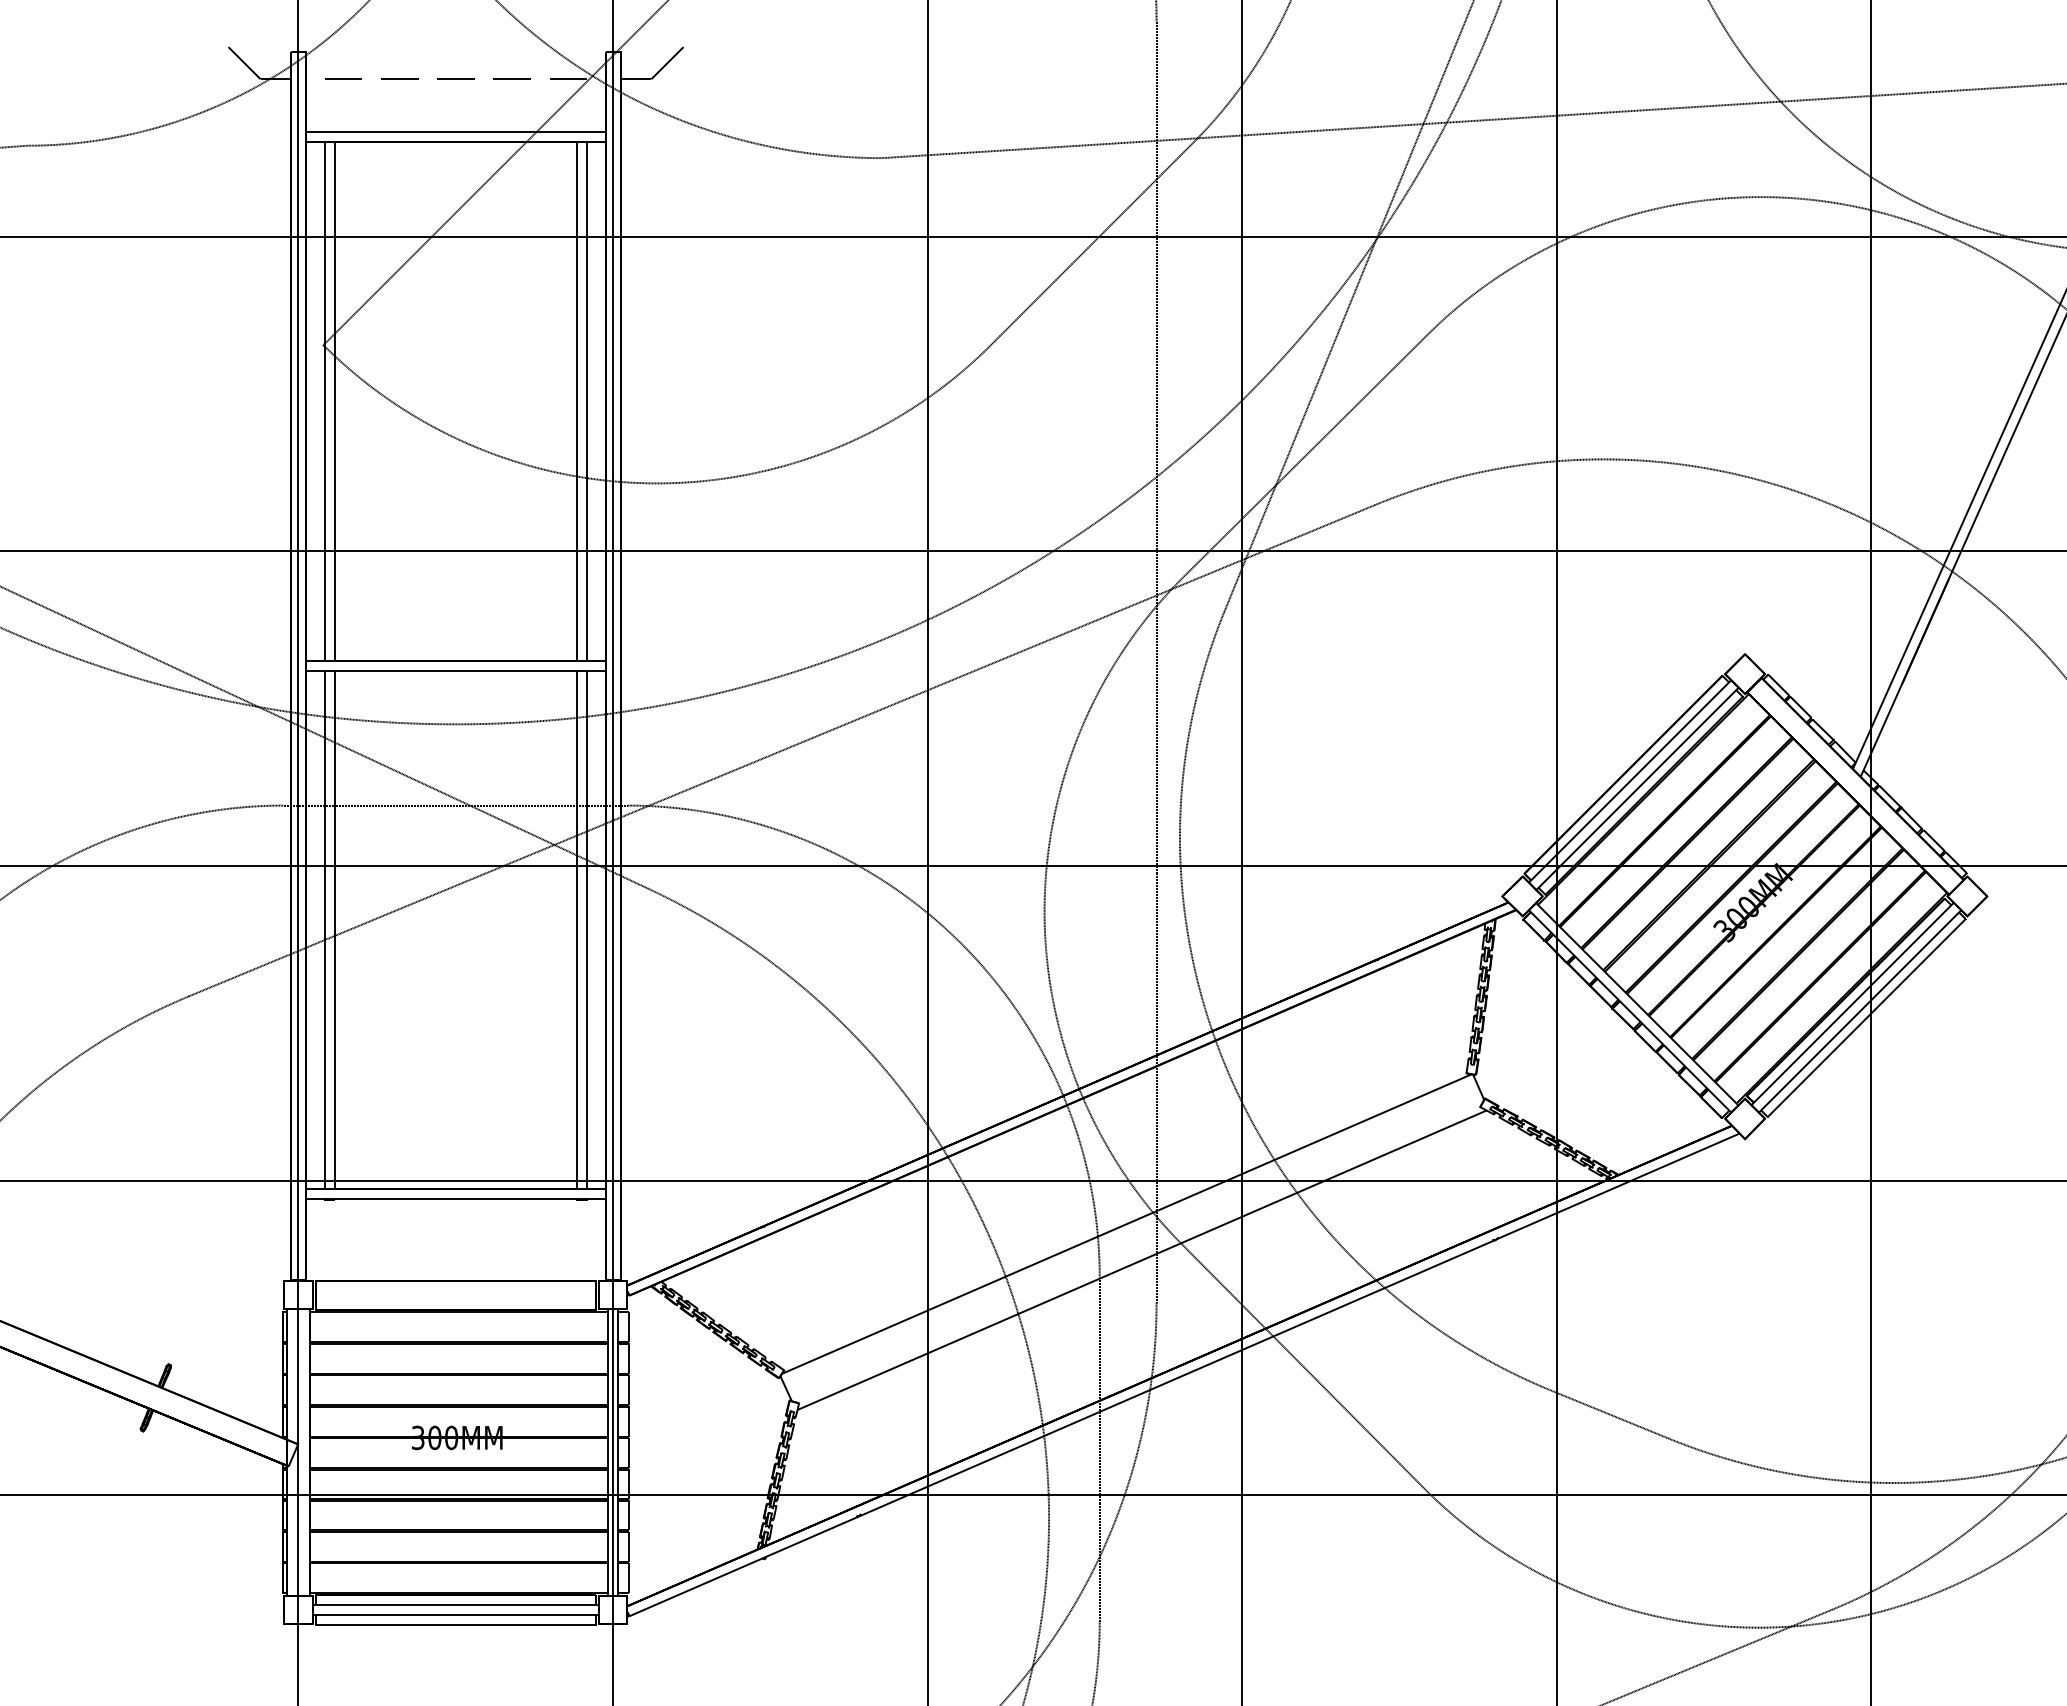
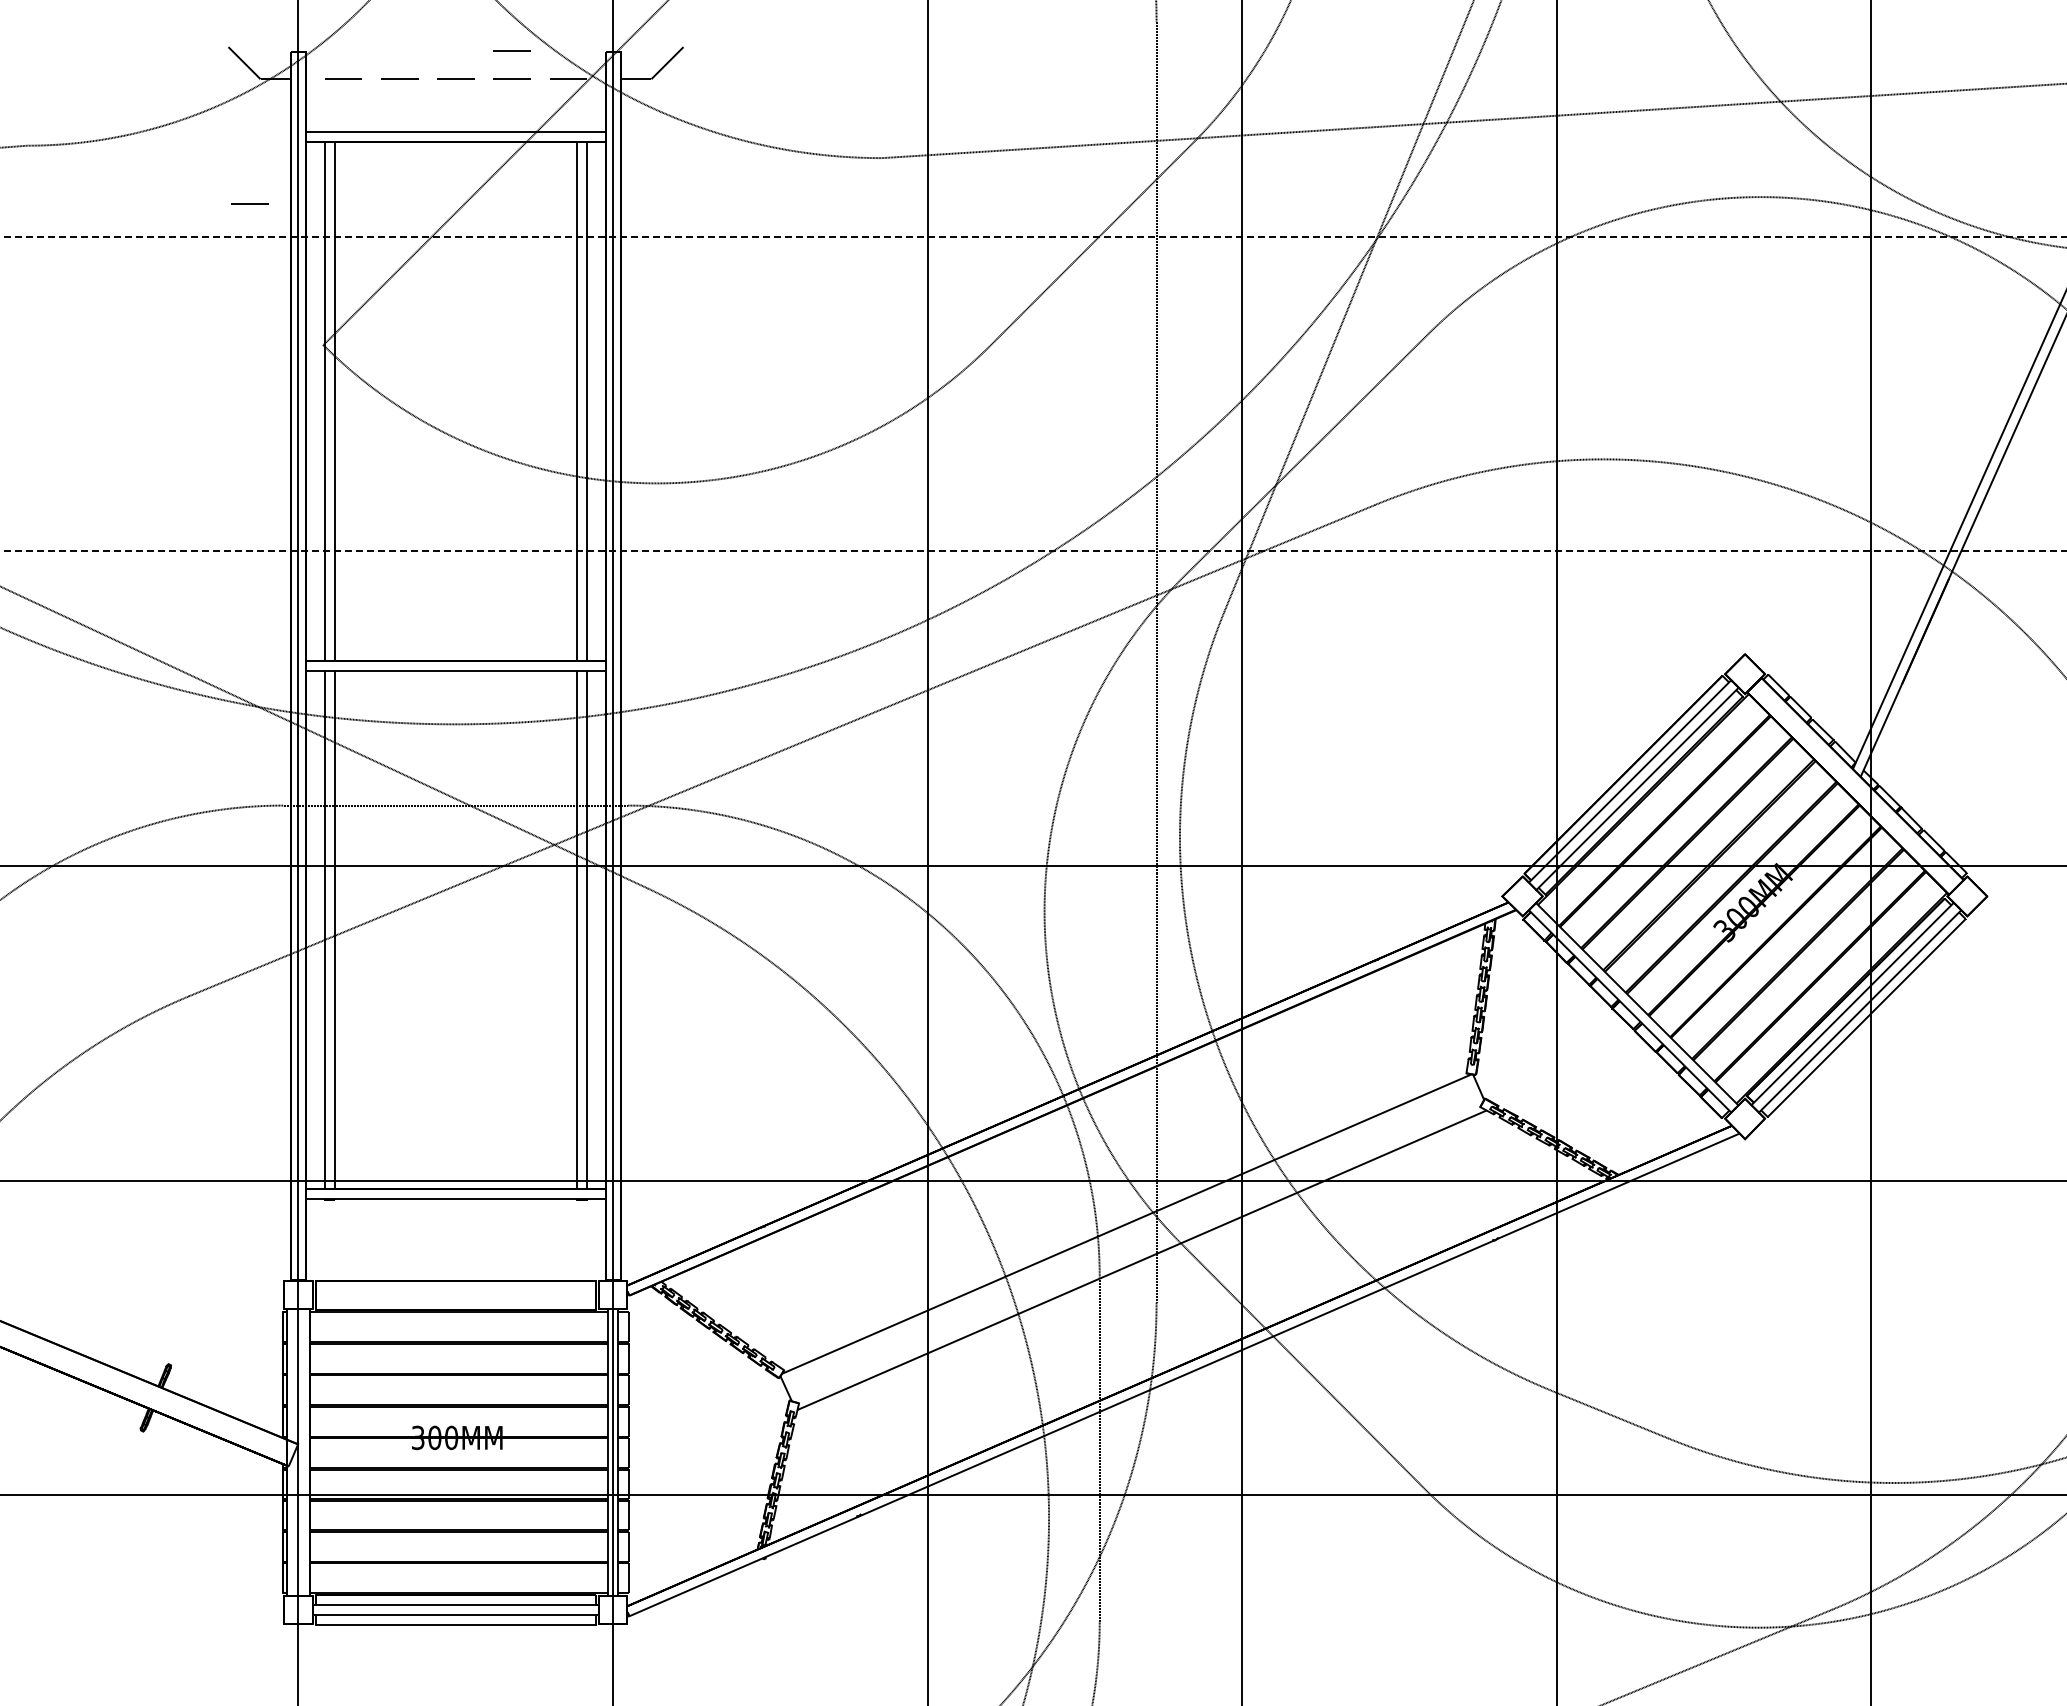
line: none -> present (511, 50)
line: none -> present (249, 203)
line: solid -> dashed (1033, 236)
line: solid -> dashed (1033, 551)
